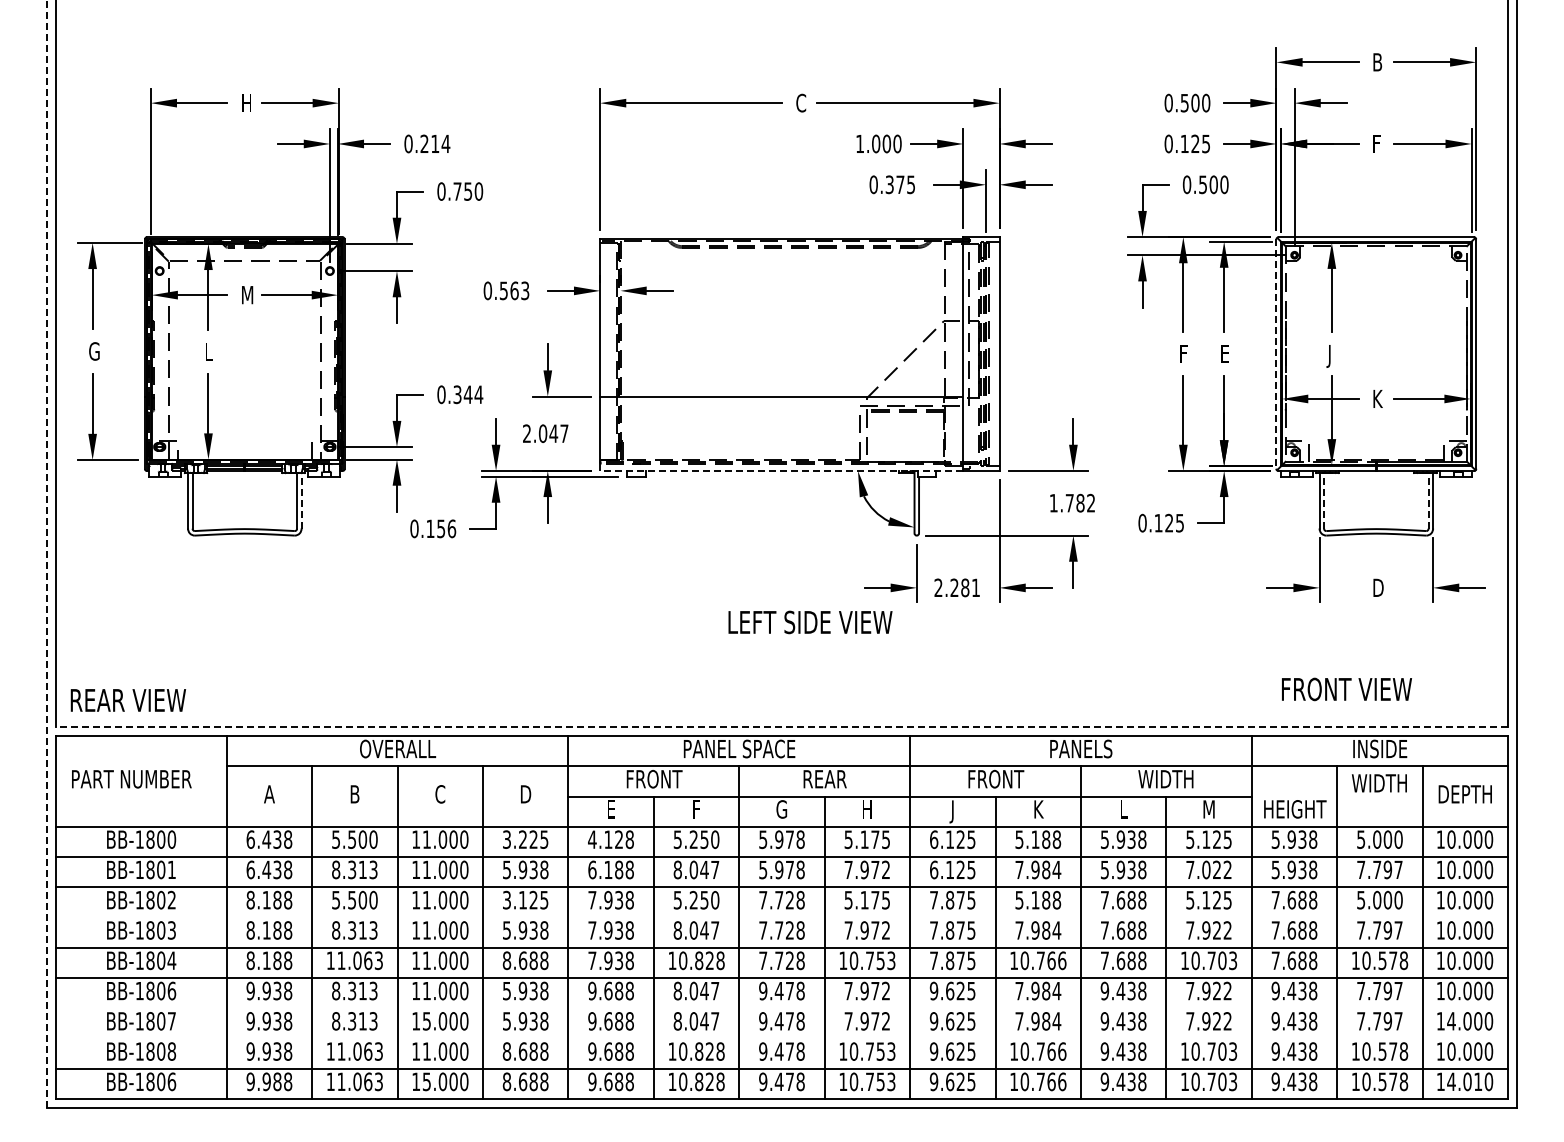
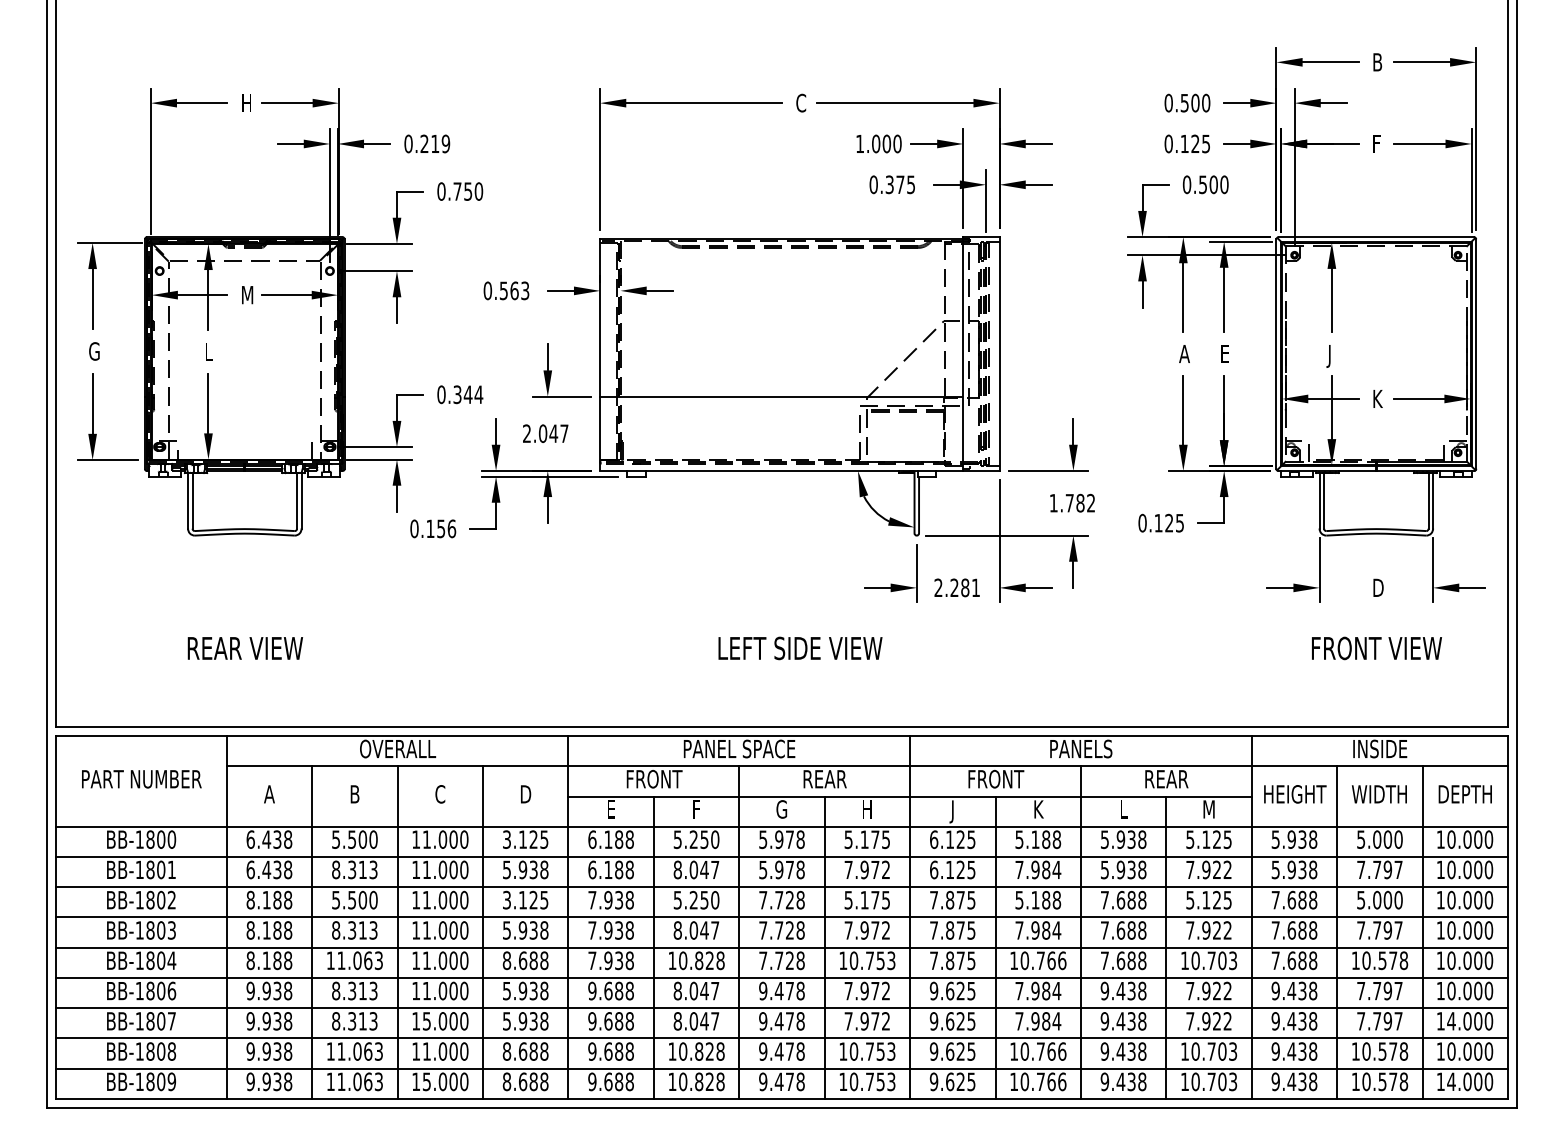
text: 0.214 -> 0.219 (445, 143)
text: F -> A (1184, 353)
line: dashed -> solid (1276, 354)
line: dashed -> solid (781, 470)
line: dashed -> solid (301, 501)
line: dashed -> solid (1324, 501)
line: dashed -> solid (1428, 501)
line: dashed -> solid (46, 553)
text position: (810, 622) -> (800, 648) (800, 648)
text position: (1346, 689) -> (1376, 648) (1376, 648)
text position: (127, 700) -> (244, 648) (244, 648)
line: dashed -> solid (781, 727)
text position: (131, 779) -> (141, 779) (141, 779)
text: WIDTH -> REAR (1165, 779)
text position: (1379, 783) -> (1379, 794) (1379, 794)
text position: (1295, 809) -> (1295, 794) (1295, 794)
text: 3.225 -> 3.125 (522, 839)
text: 4.128 -> 6.188 (605, 839)
text: 7.022 -> 7.922 (1206, 870)
line: none -> present (781, 917)
line: none -> present (781, 1008)
line: none -> present (781, 1038)
text: BB-1806 -> BB-1809 (171, 1081)
text: 9.988 -> 9.938 (277, 1081)
text: 14.010 -> 14.000 (1478, 1081)
